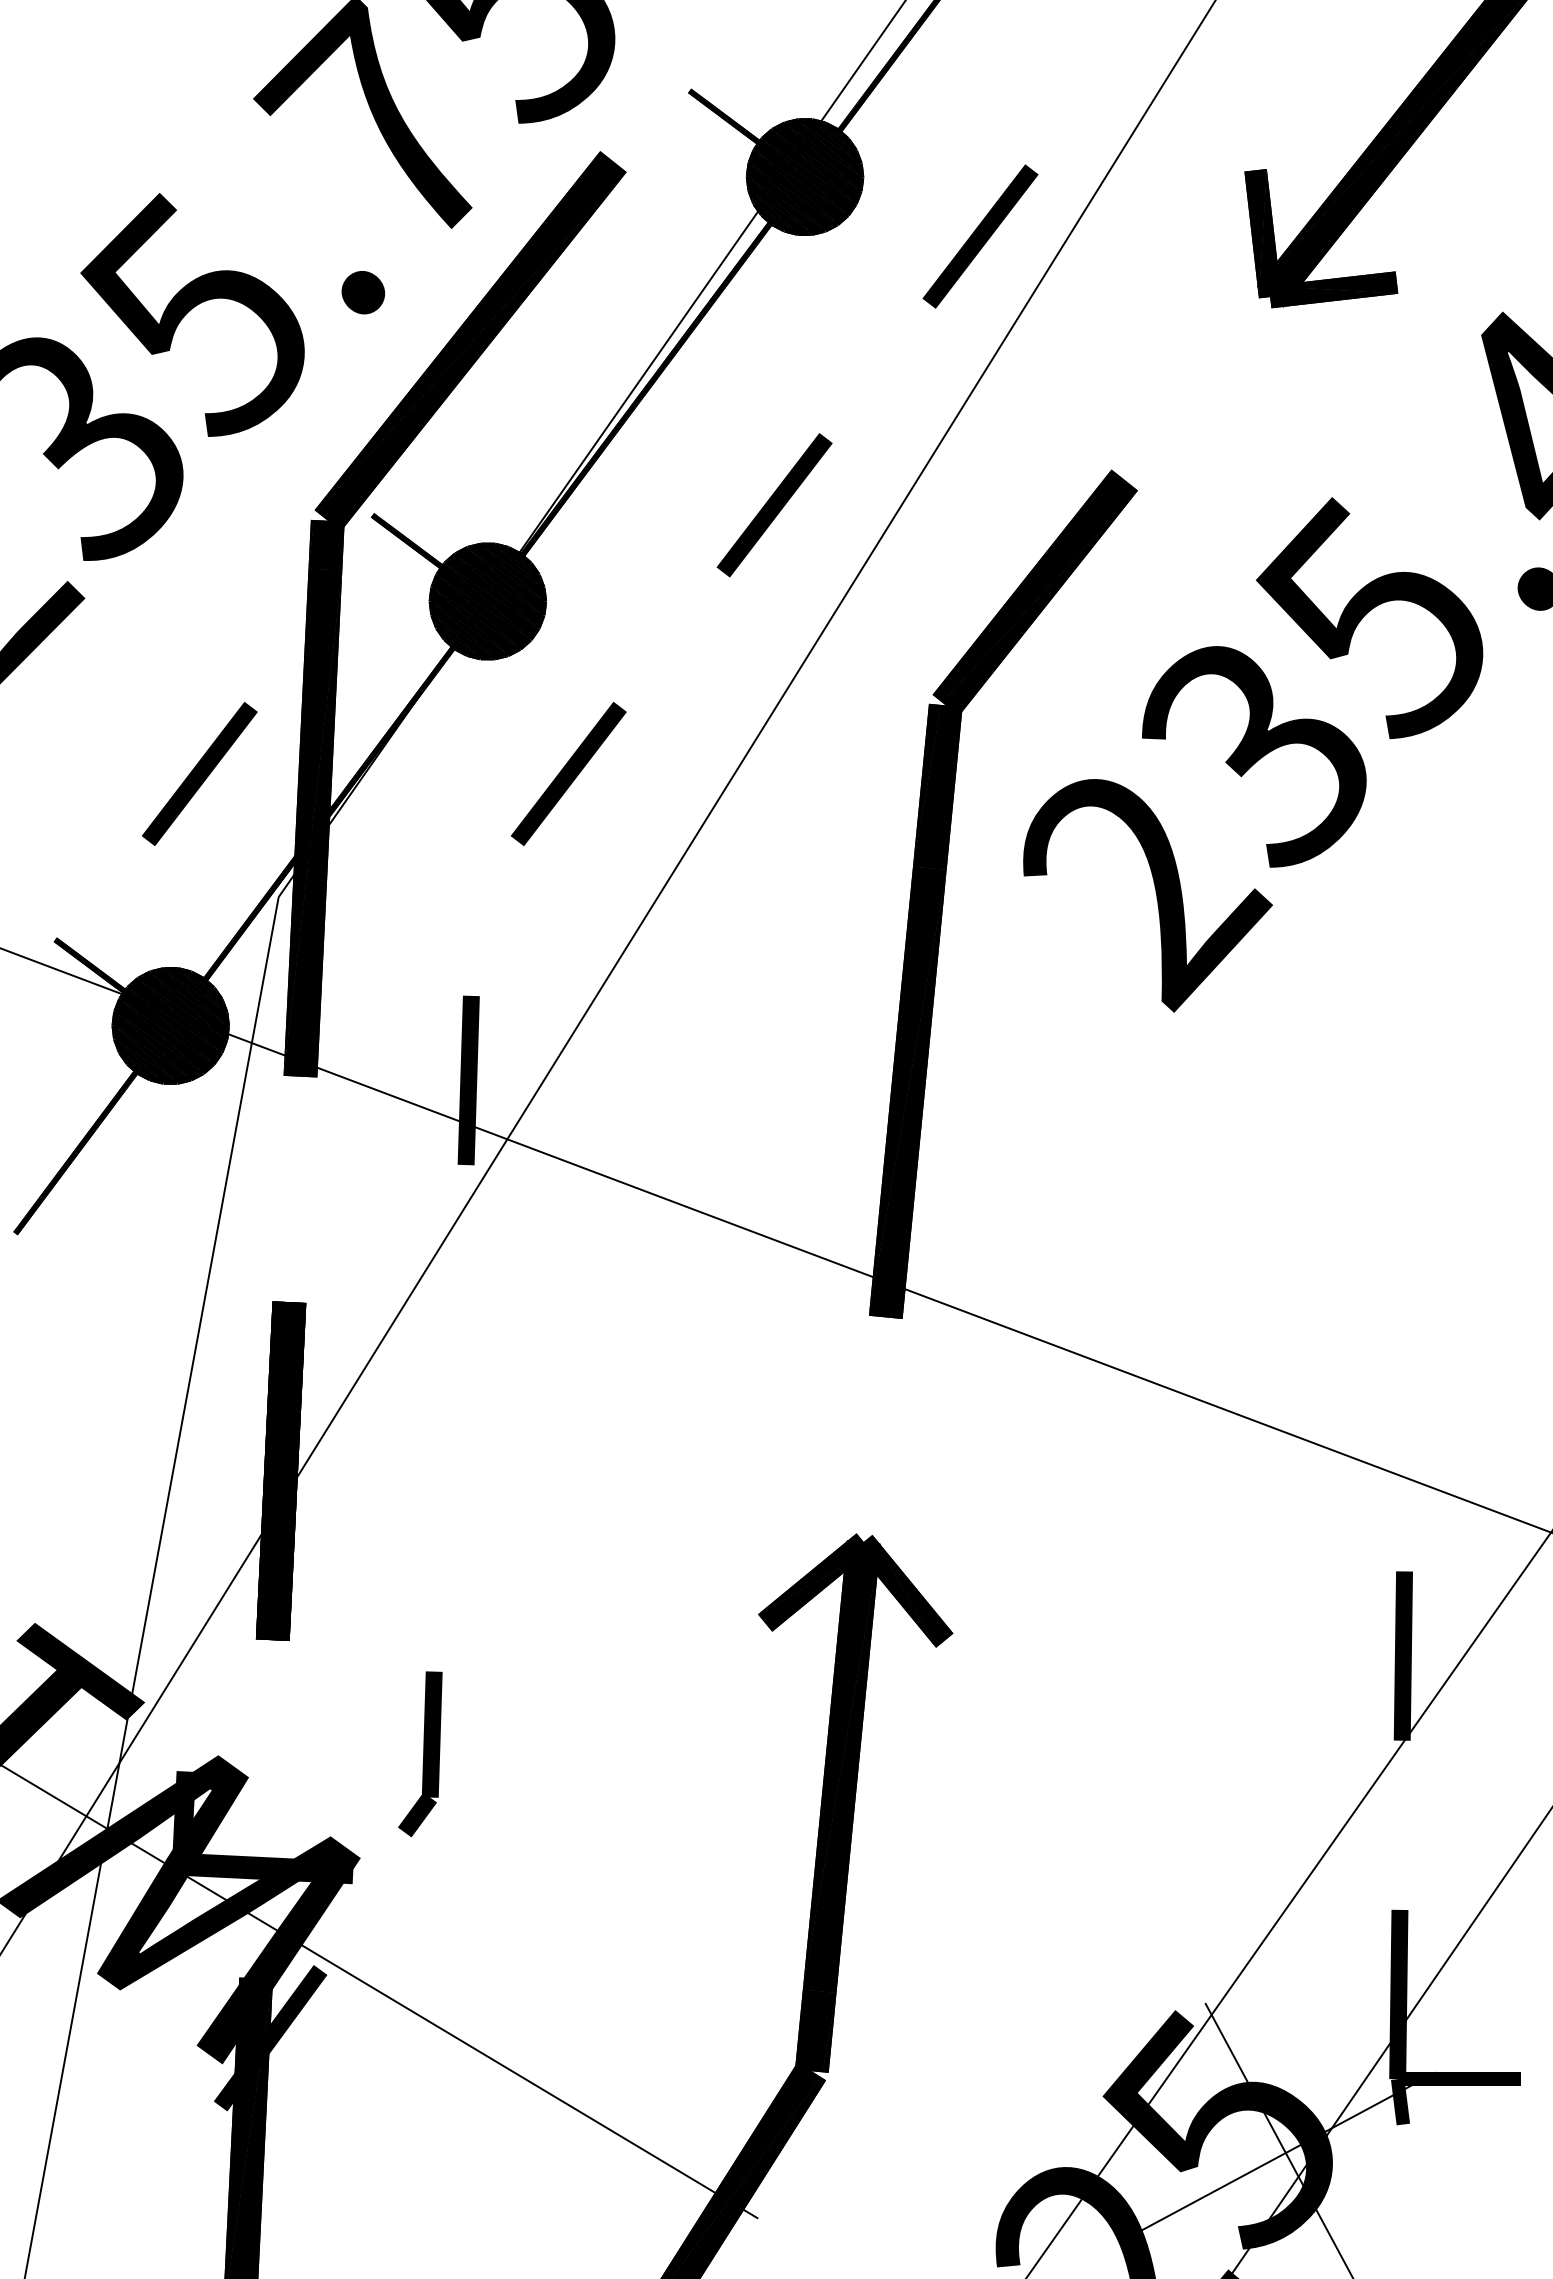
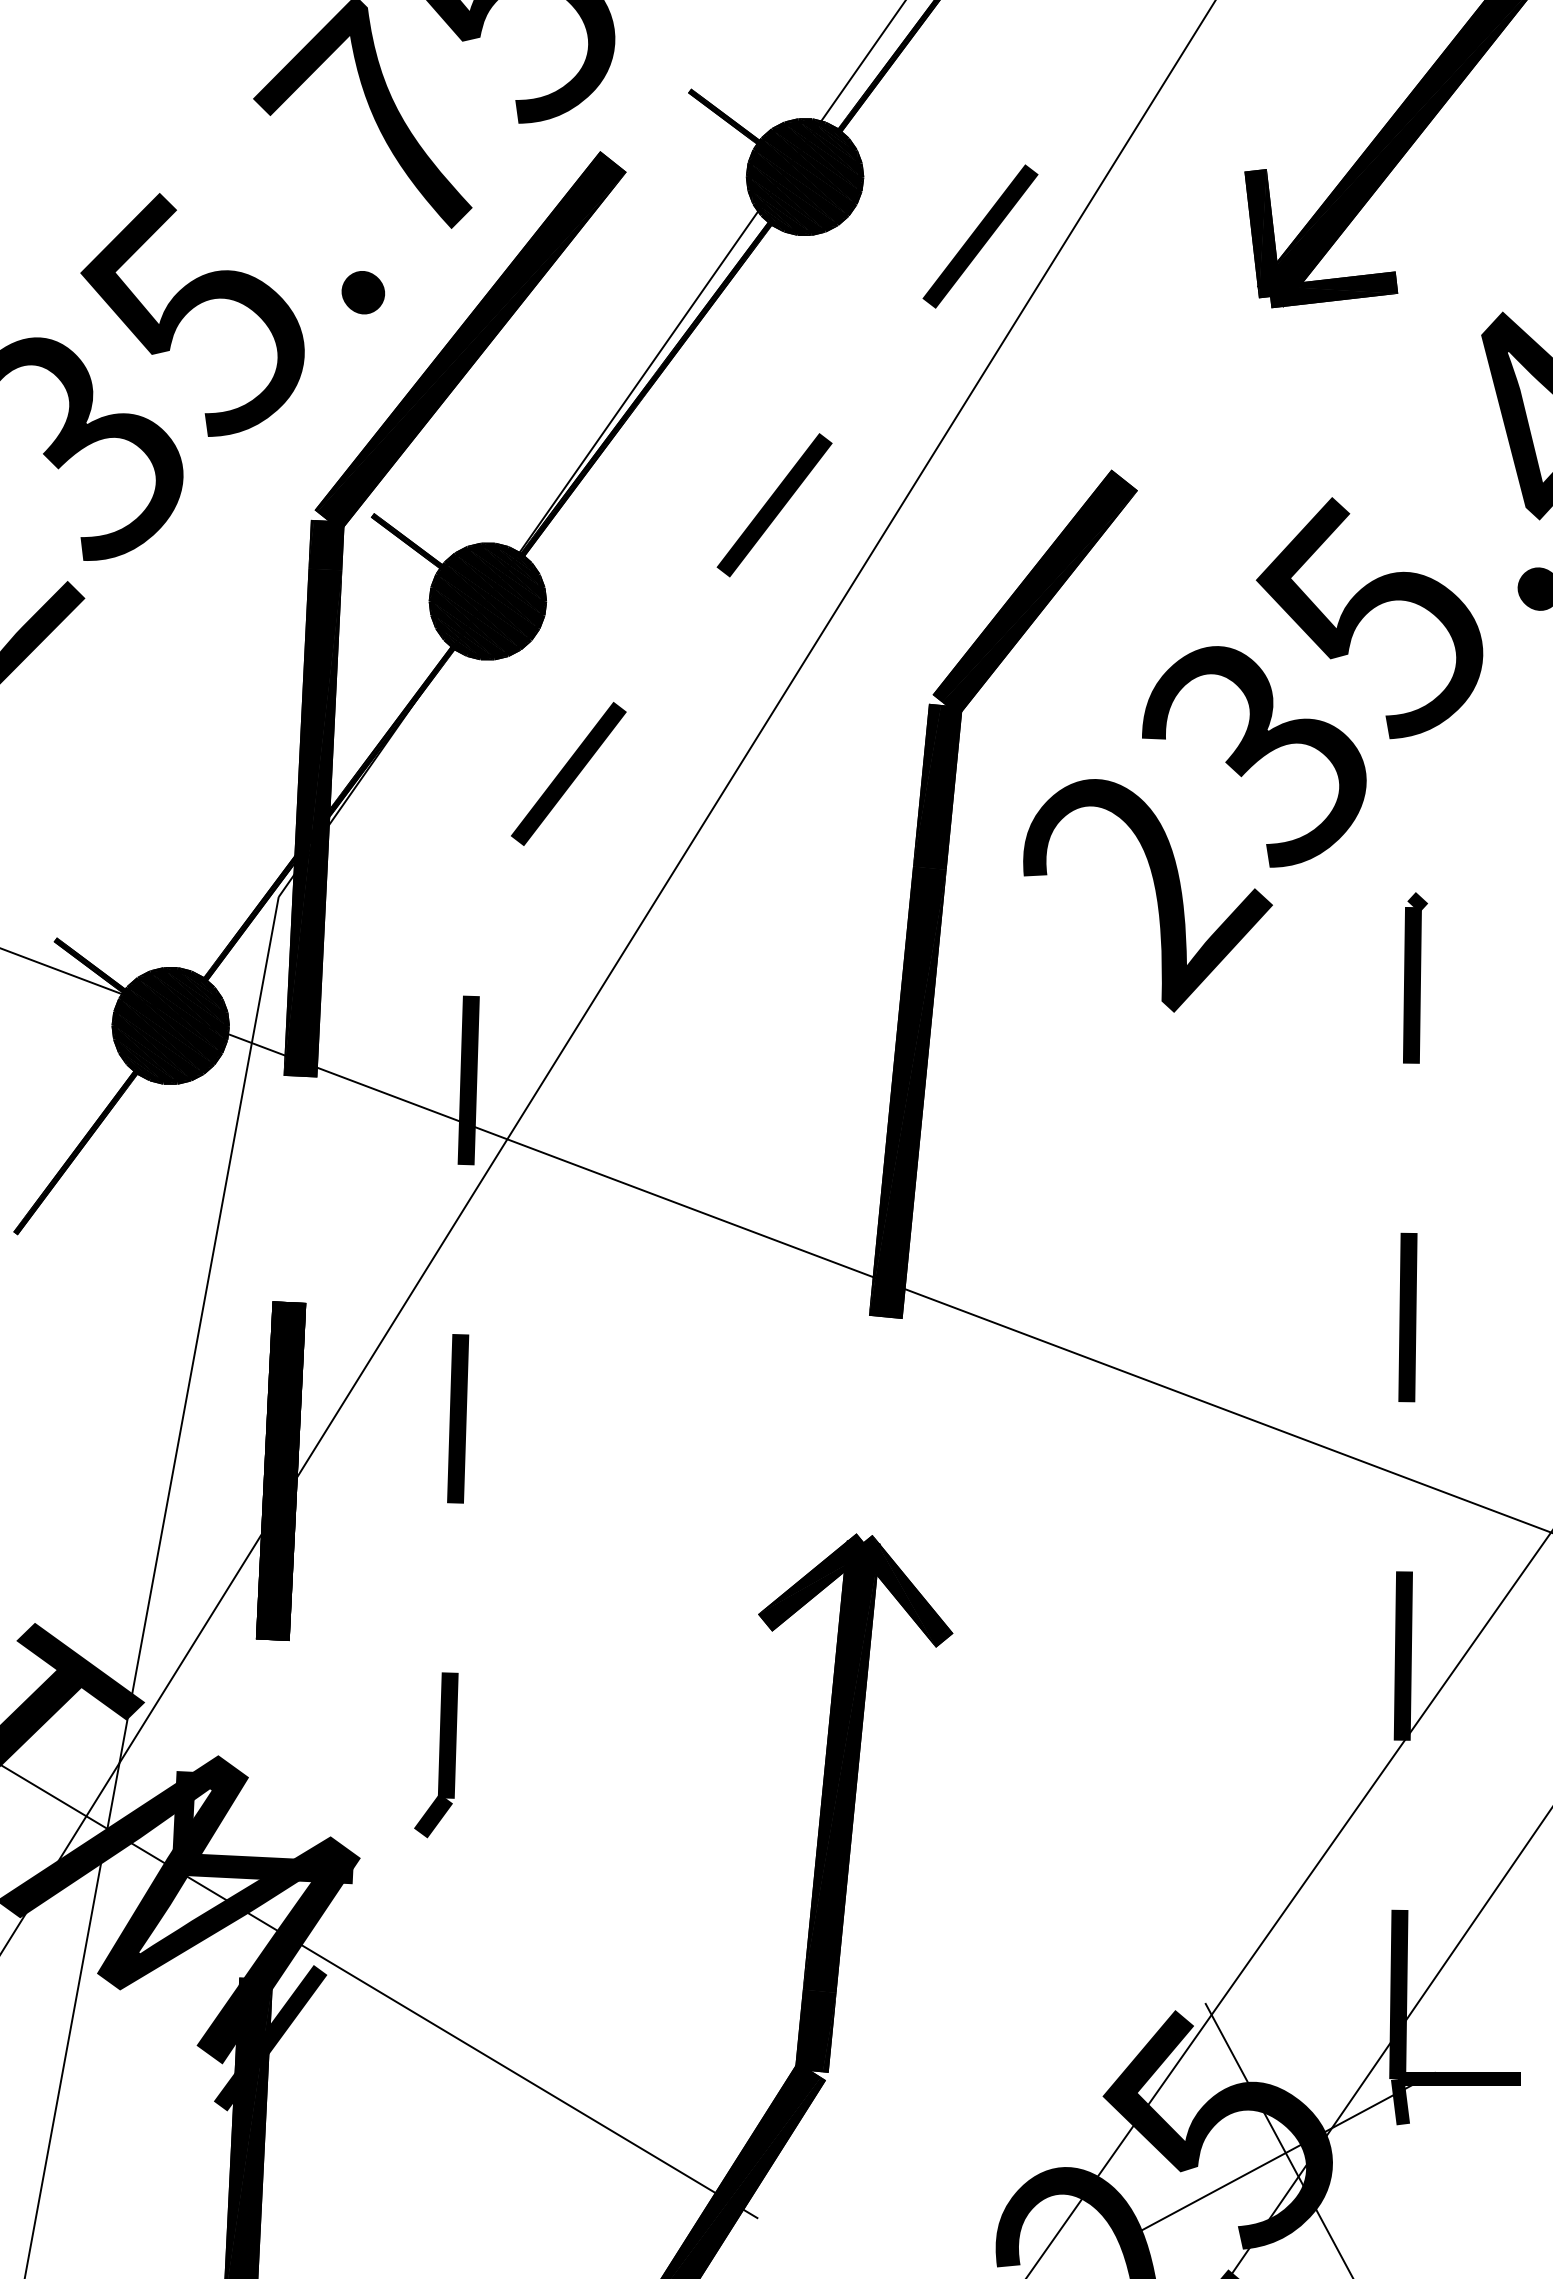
line: present -> none (199, 773)
part: none -> present (1415, 977)
line: none -> present (1407, 1317)
line: none -> present (458, 1418)
part position: (420, 1754) -> (436, 1755) (436, 1755)
